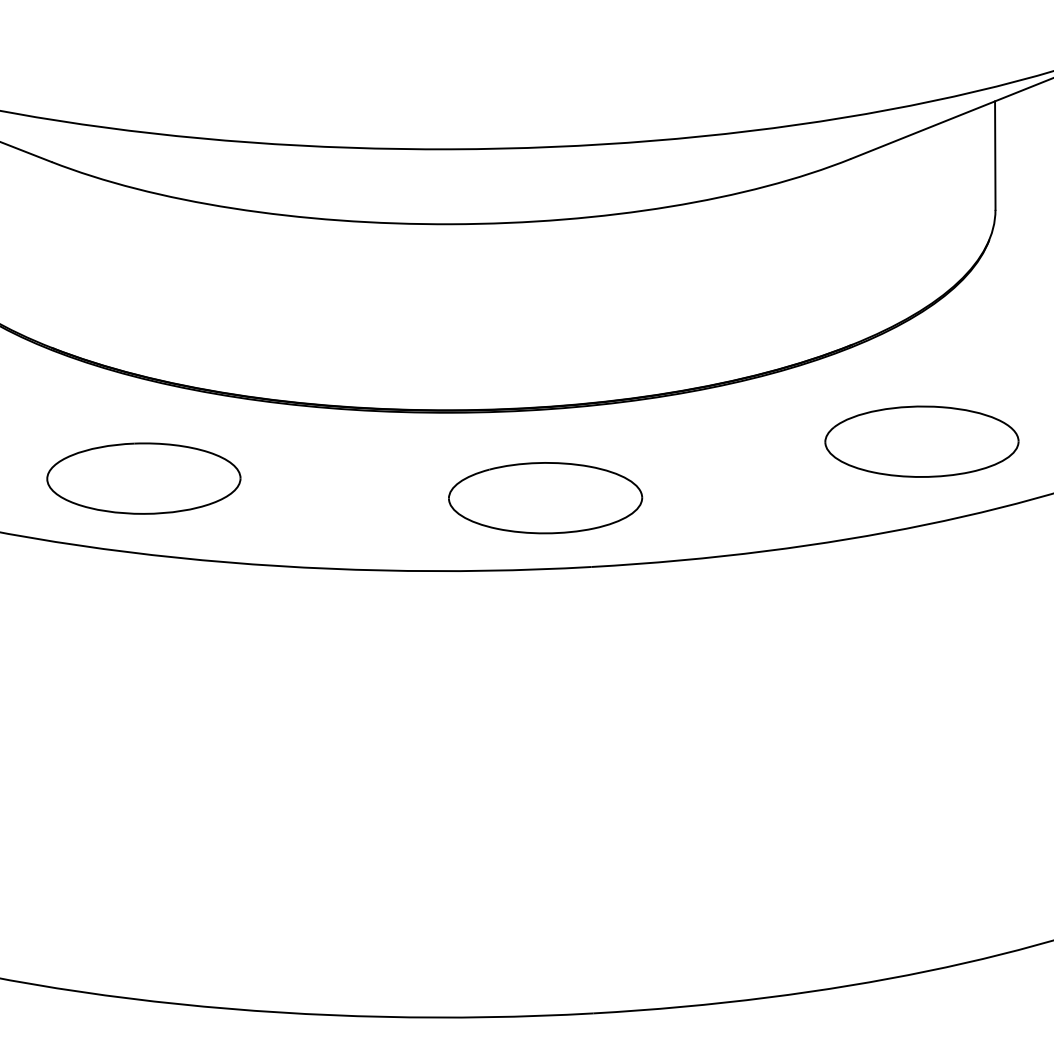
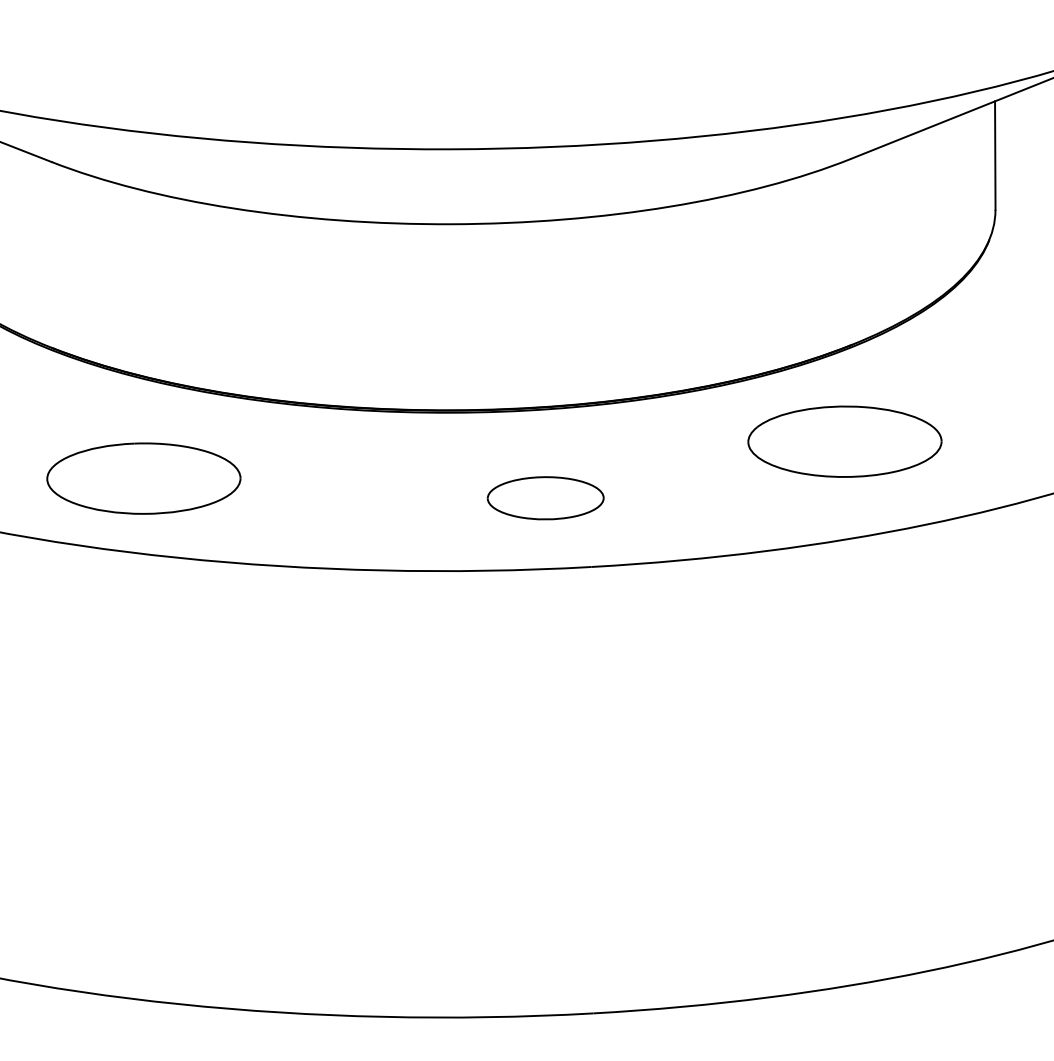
part position: (921, 441) -> (844, 441) (844, 441)
part size: 196x73 px -> 119x45 px (545, 498)
